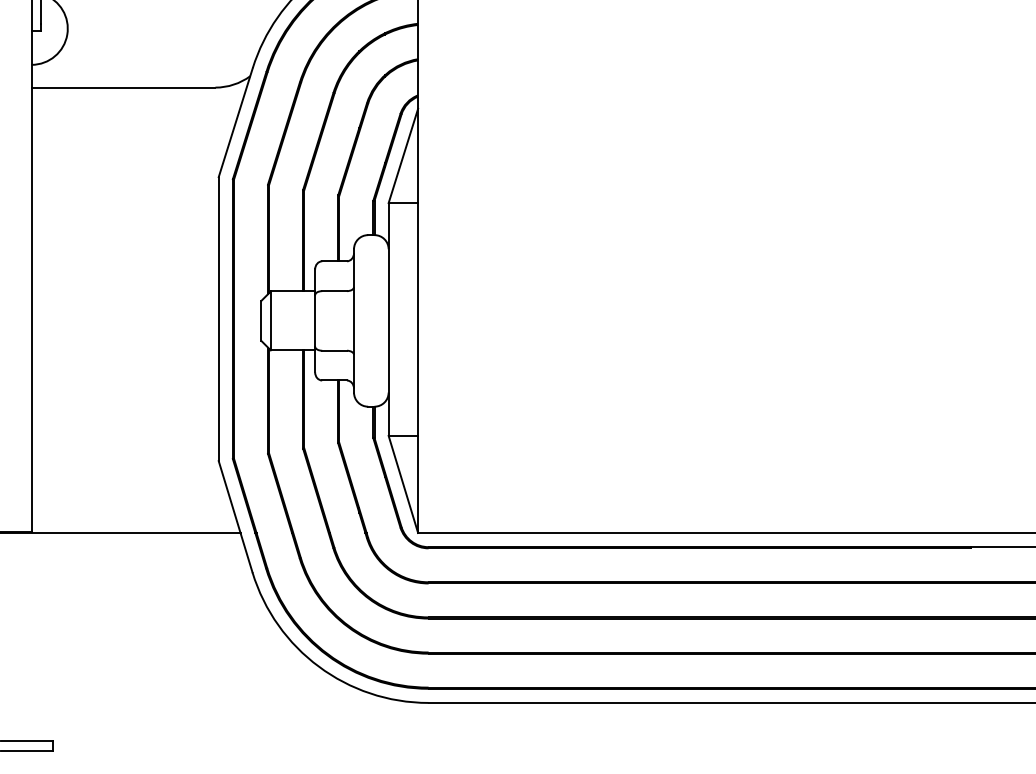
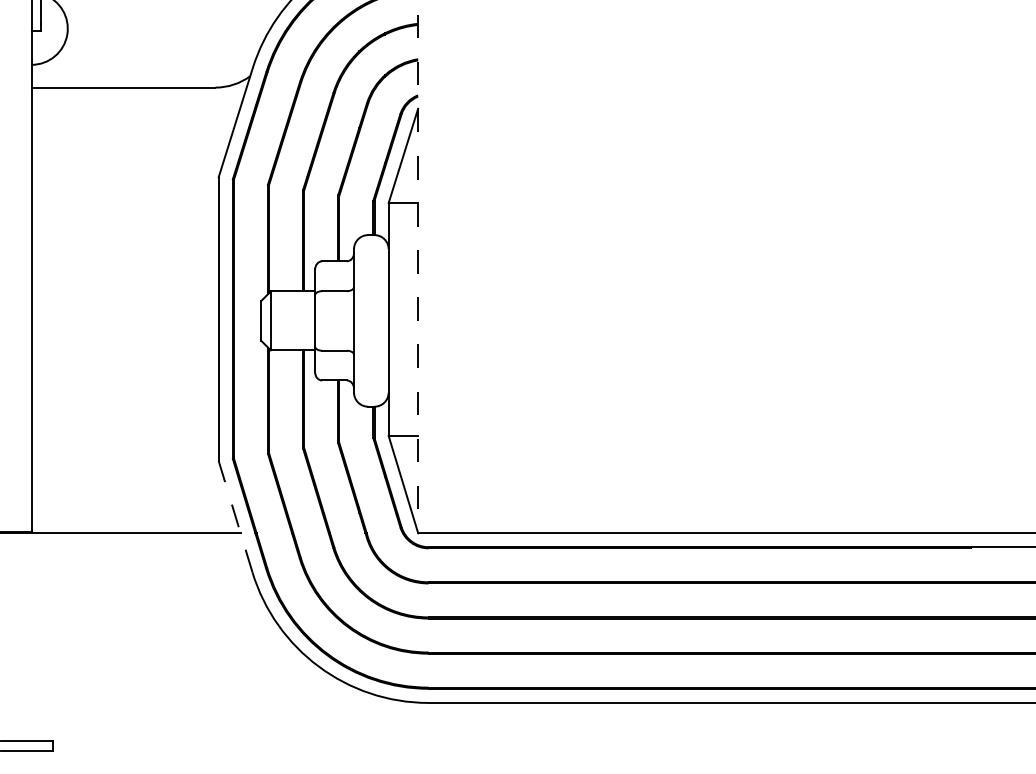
line: solid -> dashed (418, 267)
line: solid -> dashed (235, 516)
